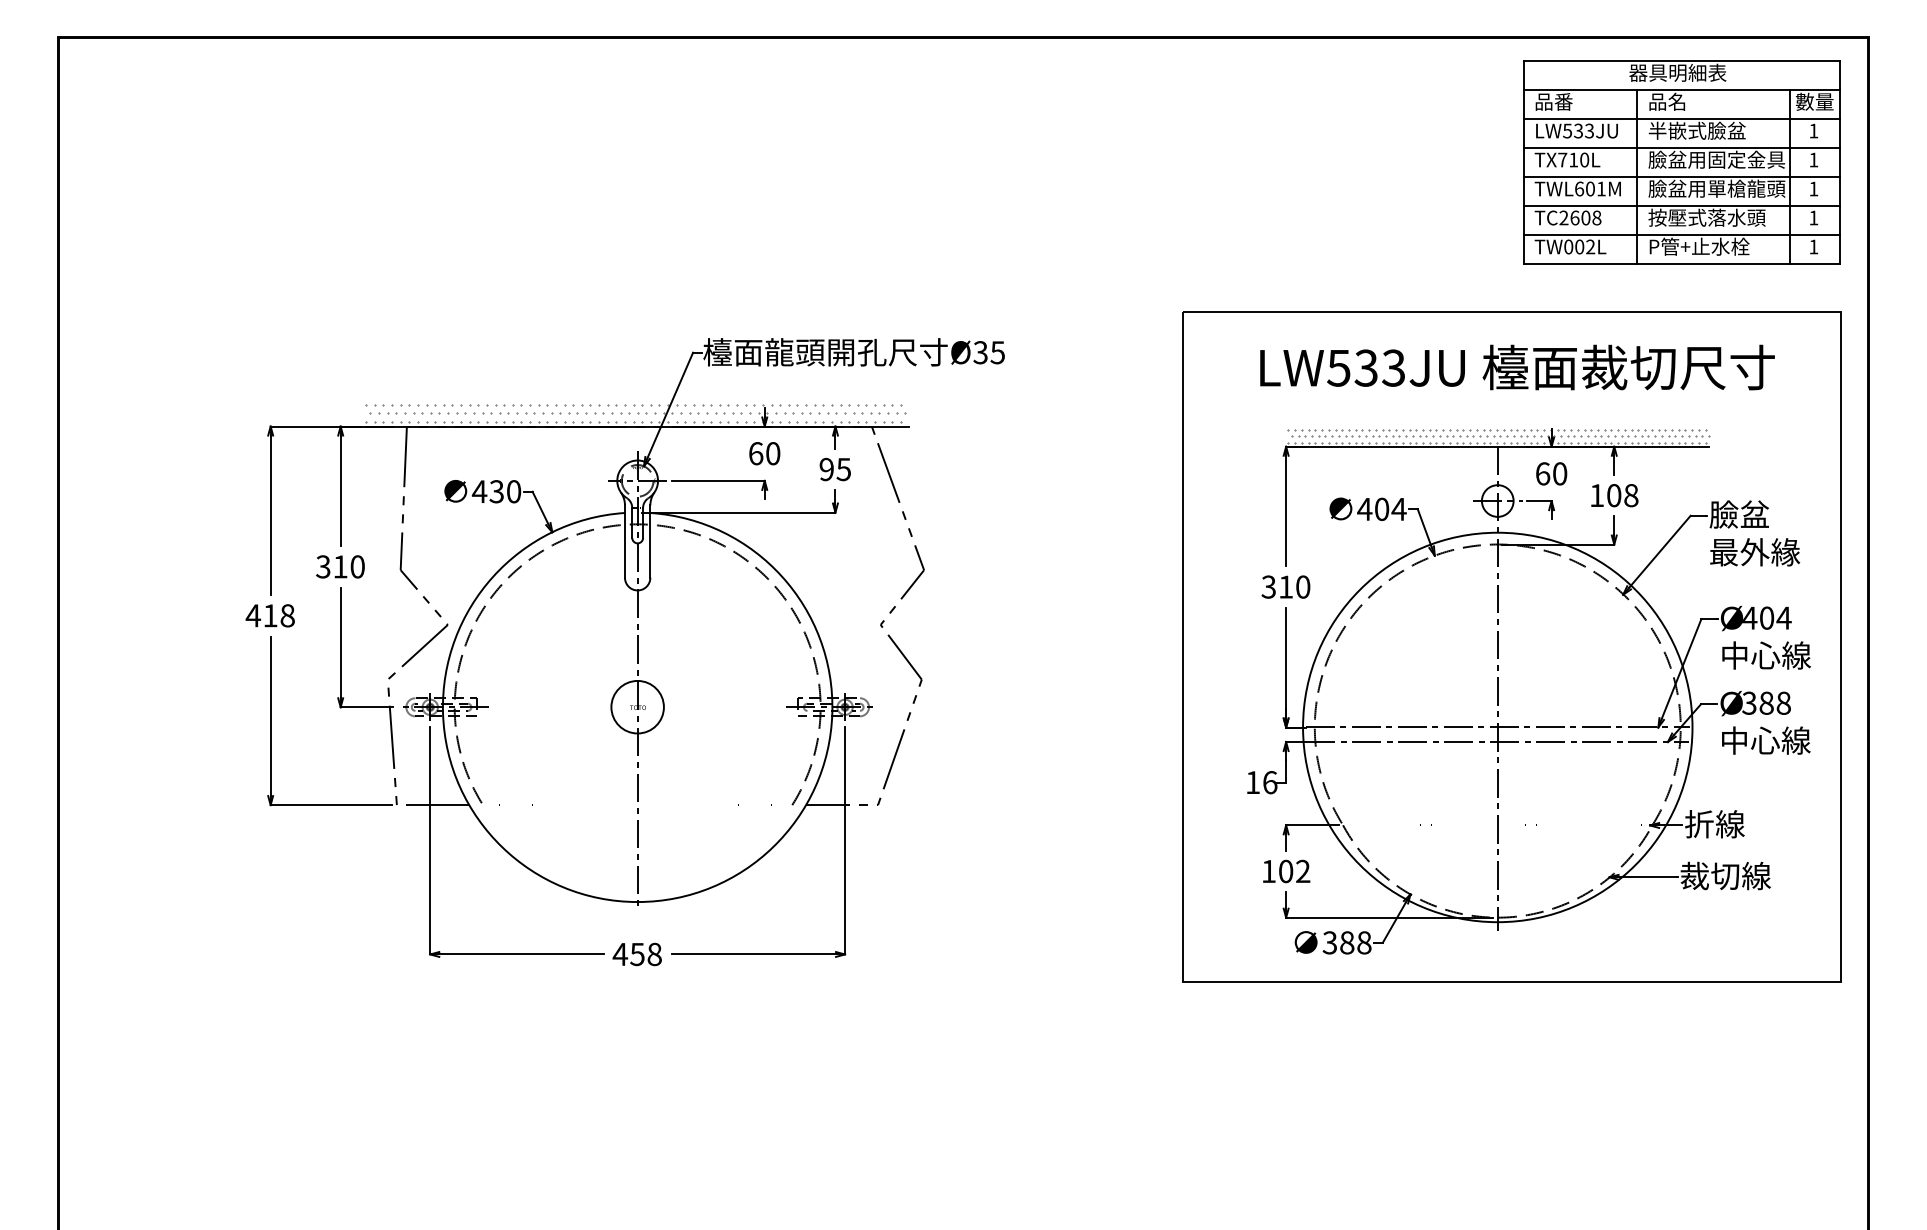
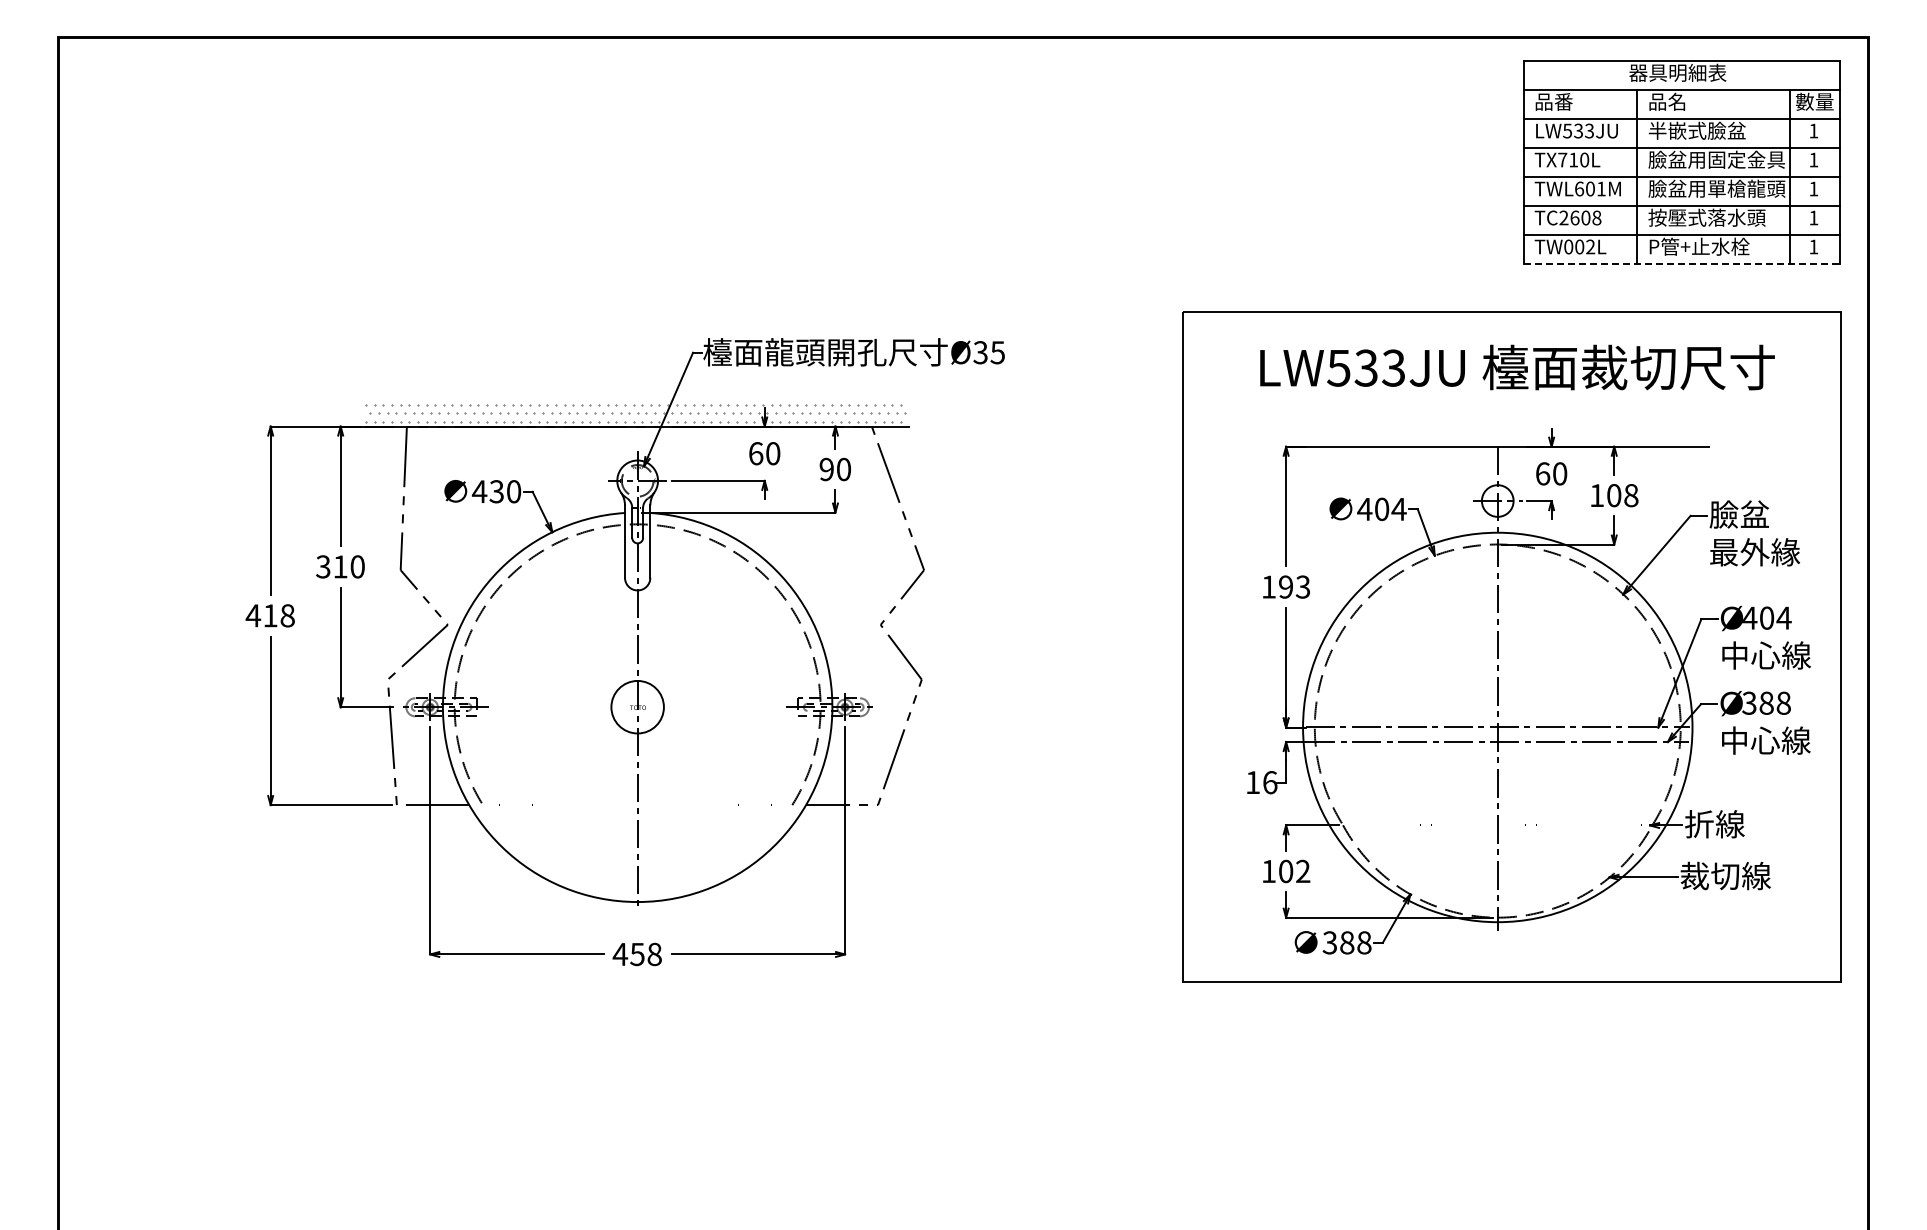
line: solid -> dashed (1682, 263)
hatch: present -> none (1498, 436)
text: 95 -> 90 (843, 469)
text: 310 -> 193 (1285, 586)
